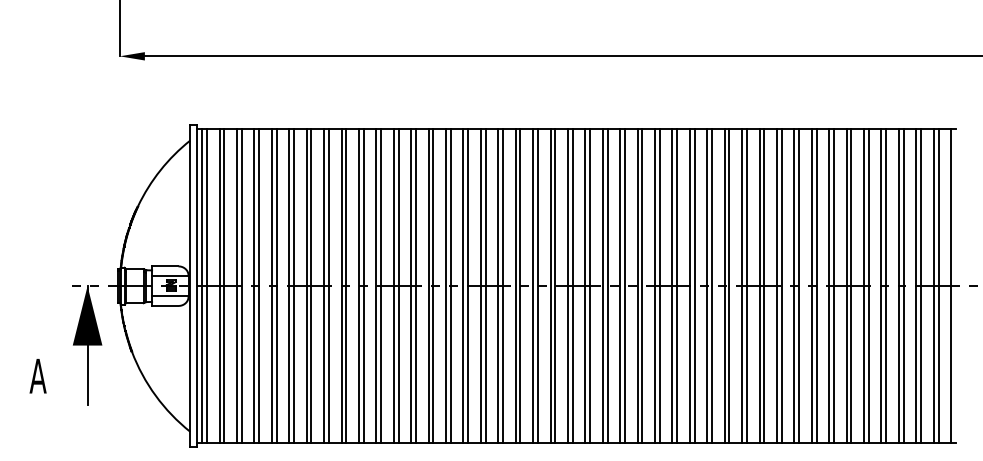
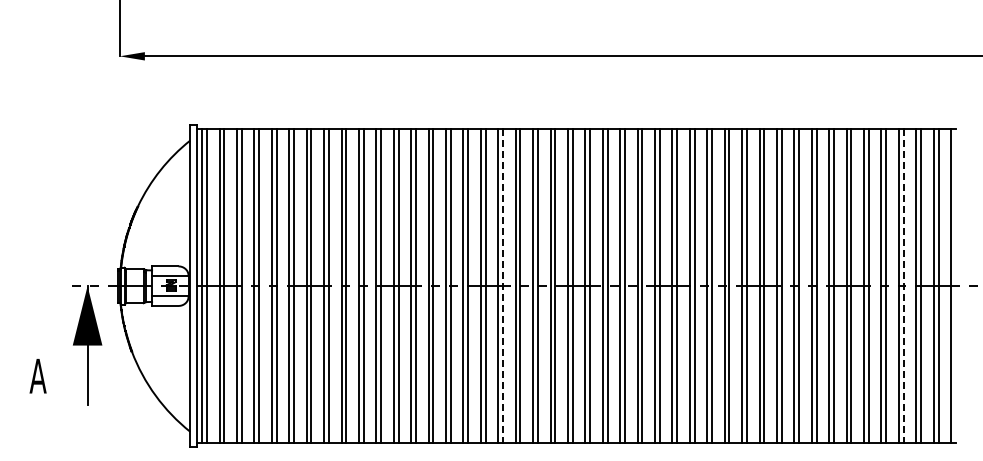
line: solid -> dashed (503, 286)
line: solid -> dashed (903, 286)
